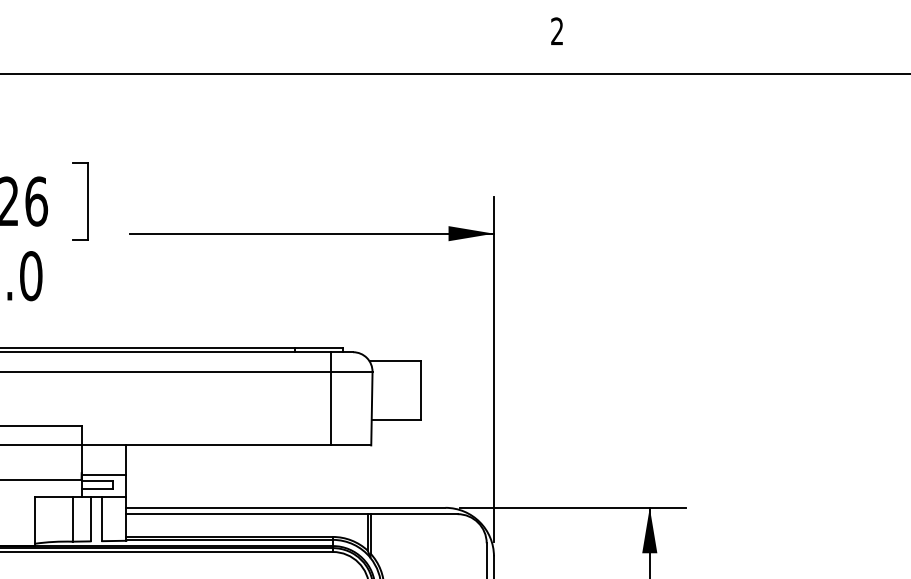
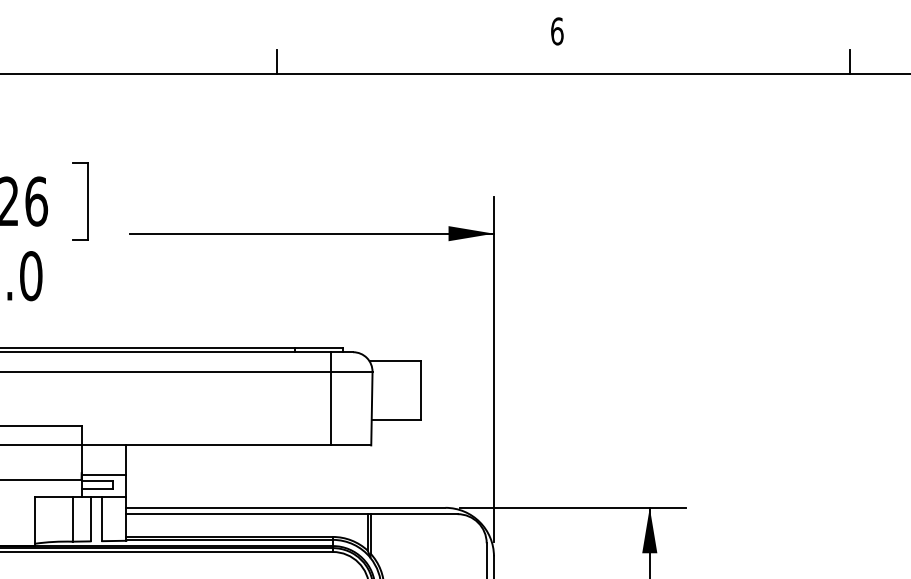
text: 2 -> 6 (557, 31)
line: none -> present (276, 61)
line: none -> present (850, 61)
